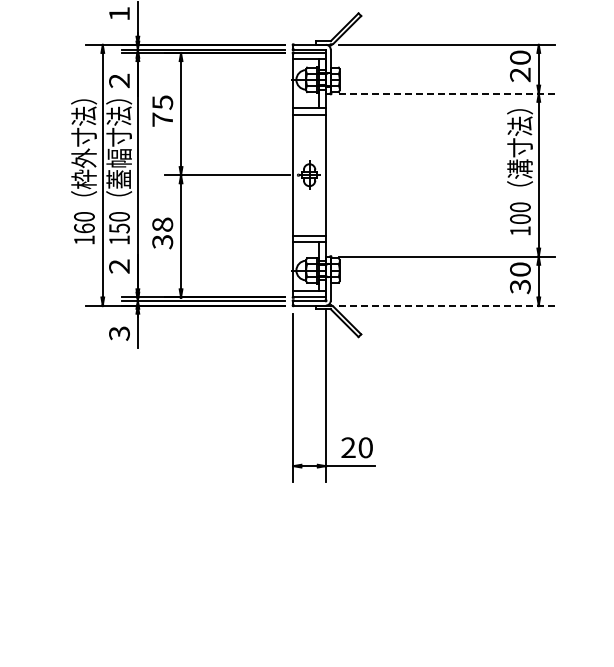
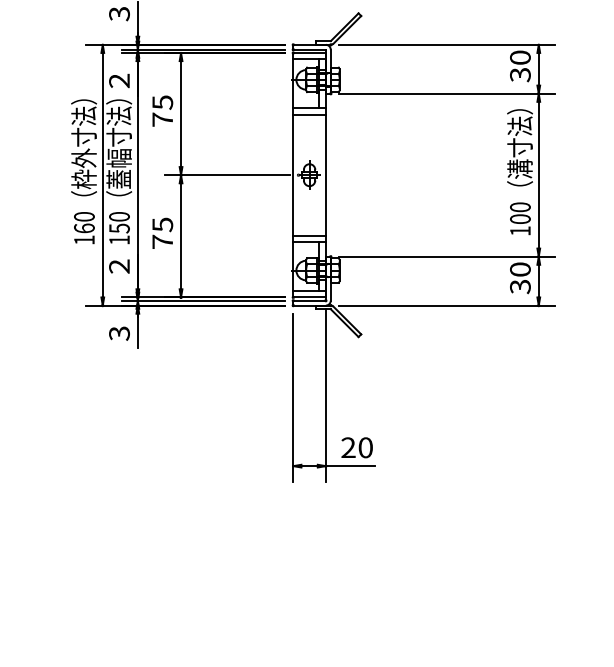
text: 1 -> 3 (119, 14)
text: 20 -> 30 (520, 74)
line: dashed -> solid (447, 93)
text: 38 -> 75 (162, 233)
line: dashed -> solid (447, 305)
